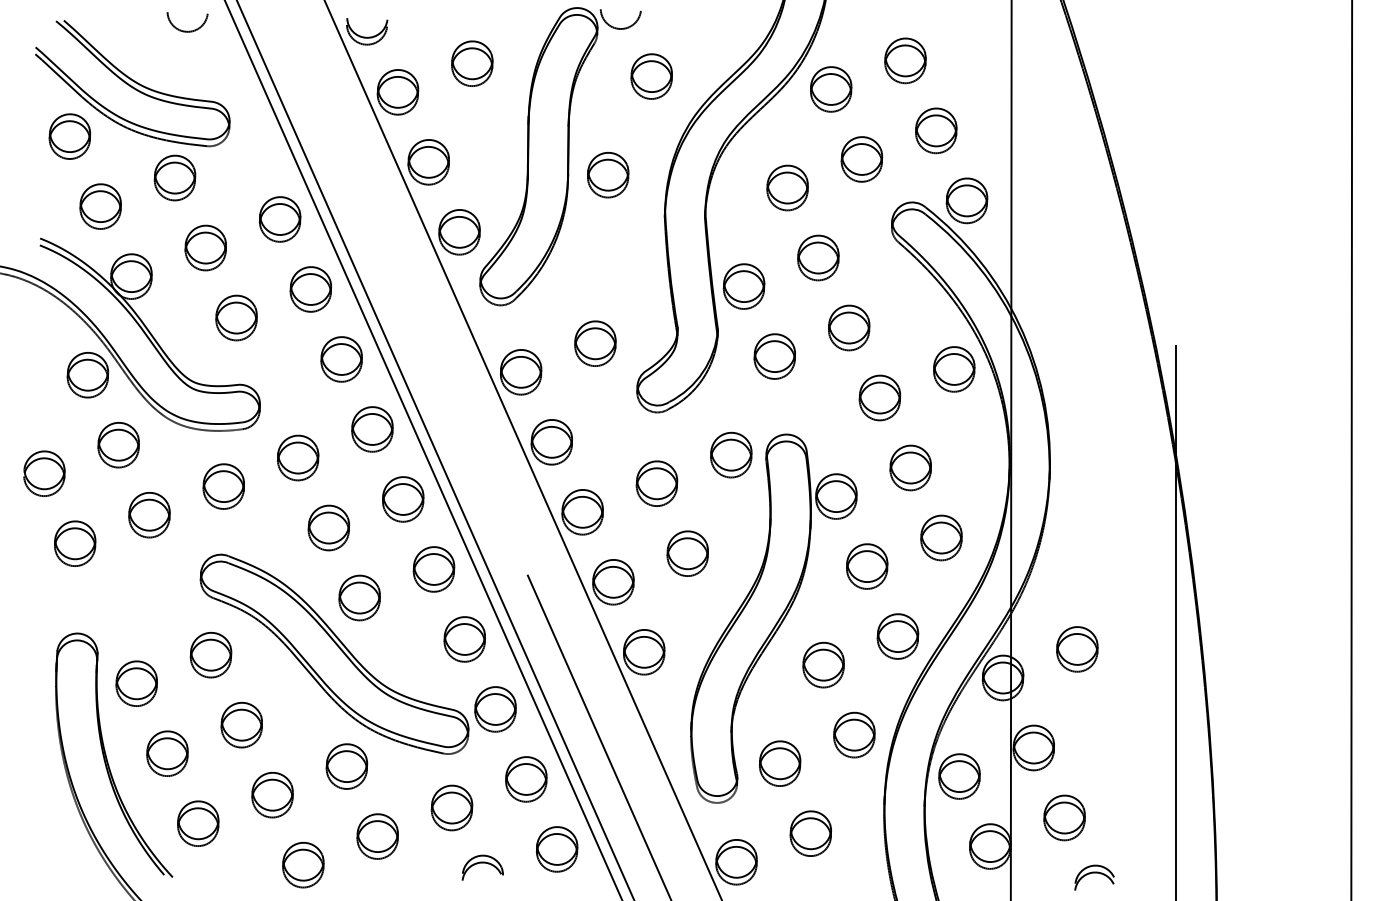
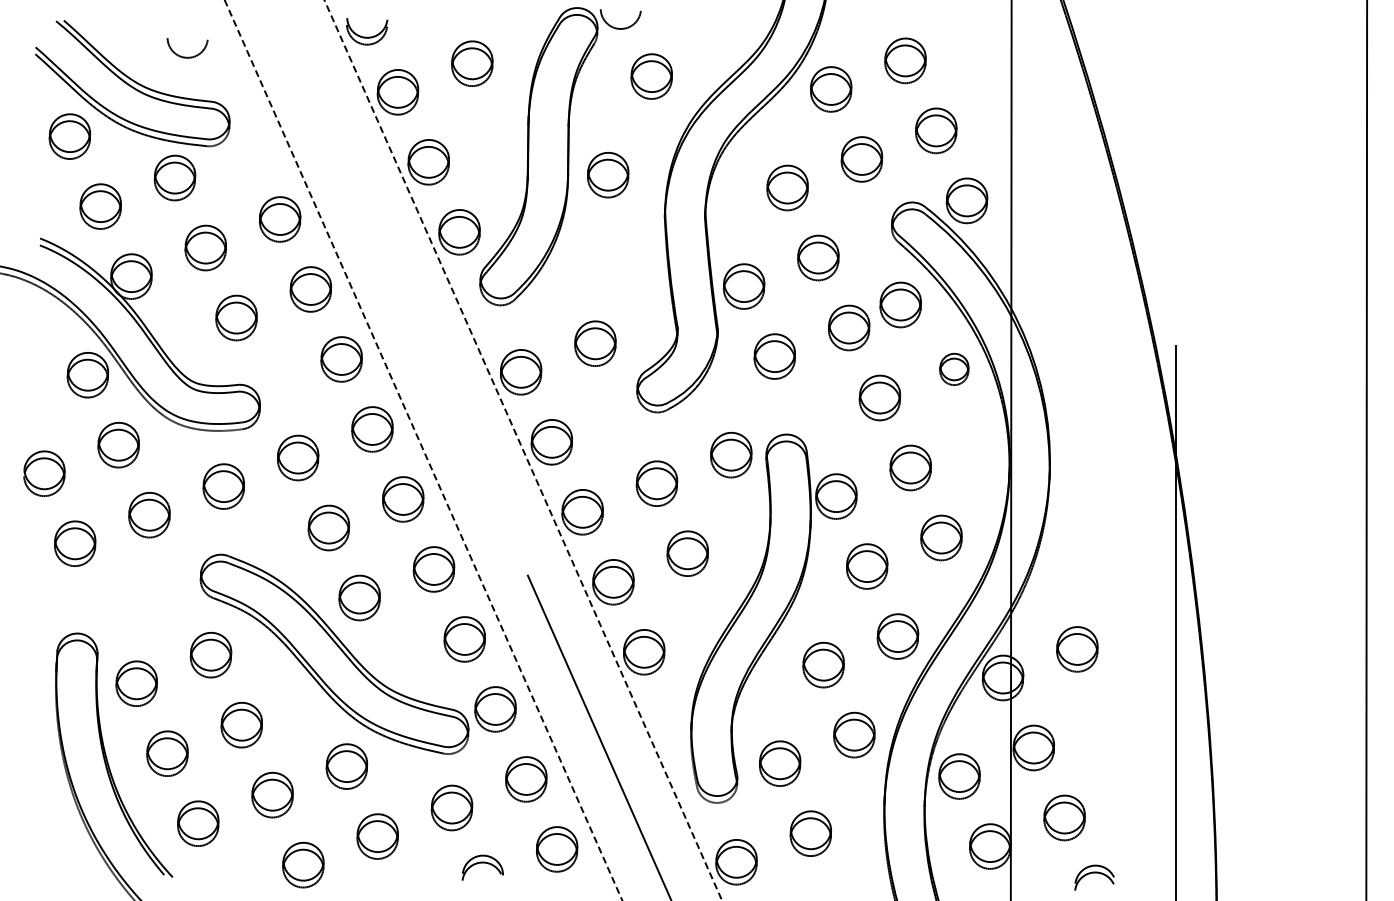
arc position: (186, 30) -> (186, 56) (186, 56)
part: none -> present (900, 304)
part size: 43x47 px -> 31x34 px (954, 368)
line: present -> none (434, 449)
line position: (1351, 449) -> (1366, 449) (1366, 449)
line: solid -> dashed (423, 450)
line: solid -> dashed (523, 450)
